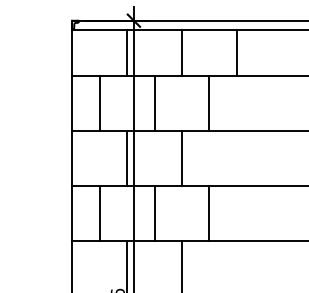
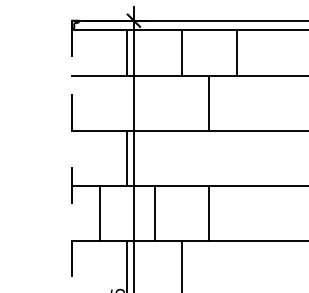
line: present -> none (99, 102)
line: present -> none (154, 102)
line: solid -> dashed (72, 156)
line: present -> none (181, 157)
